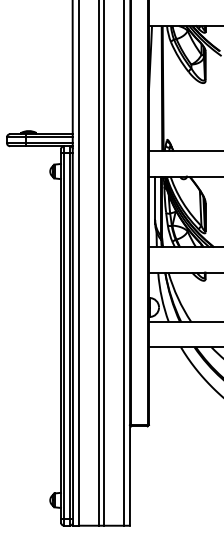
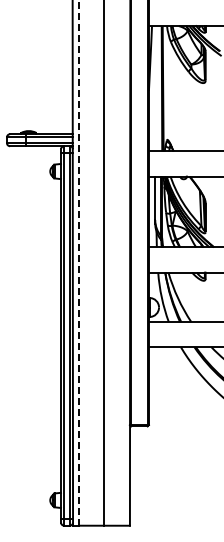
line: solid -> dashed (79, 263)
line: present -> none (98, 263)
line: present -> none (123, 263)
